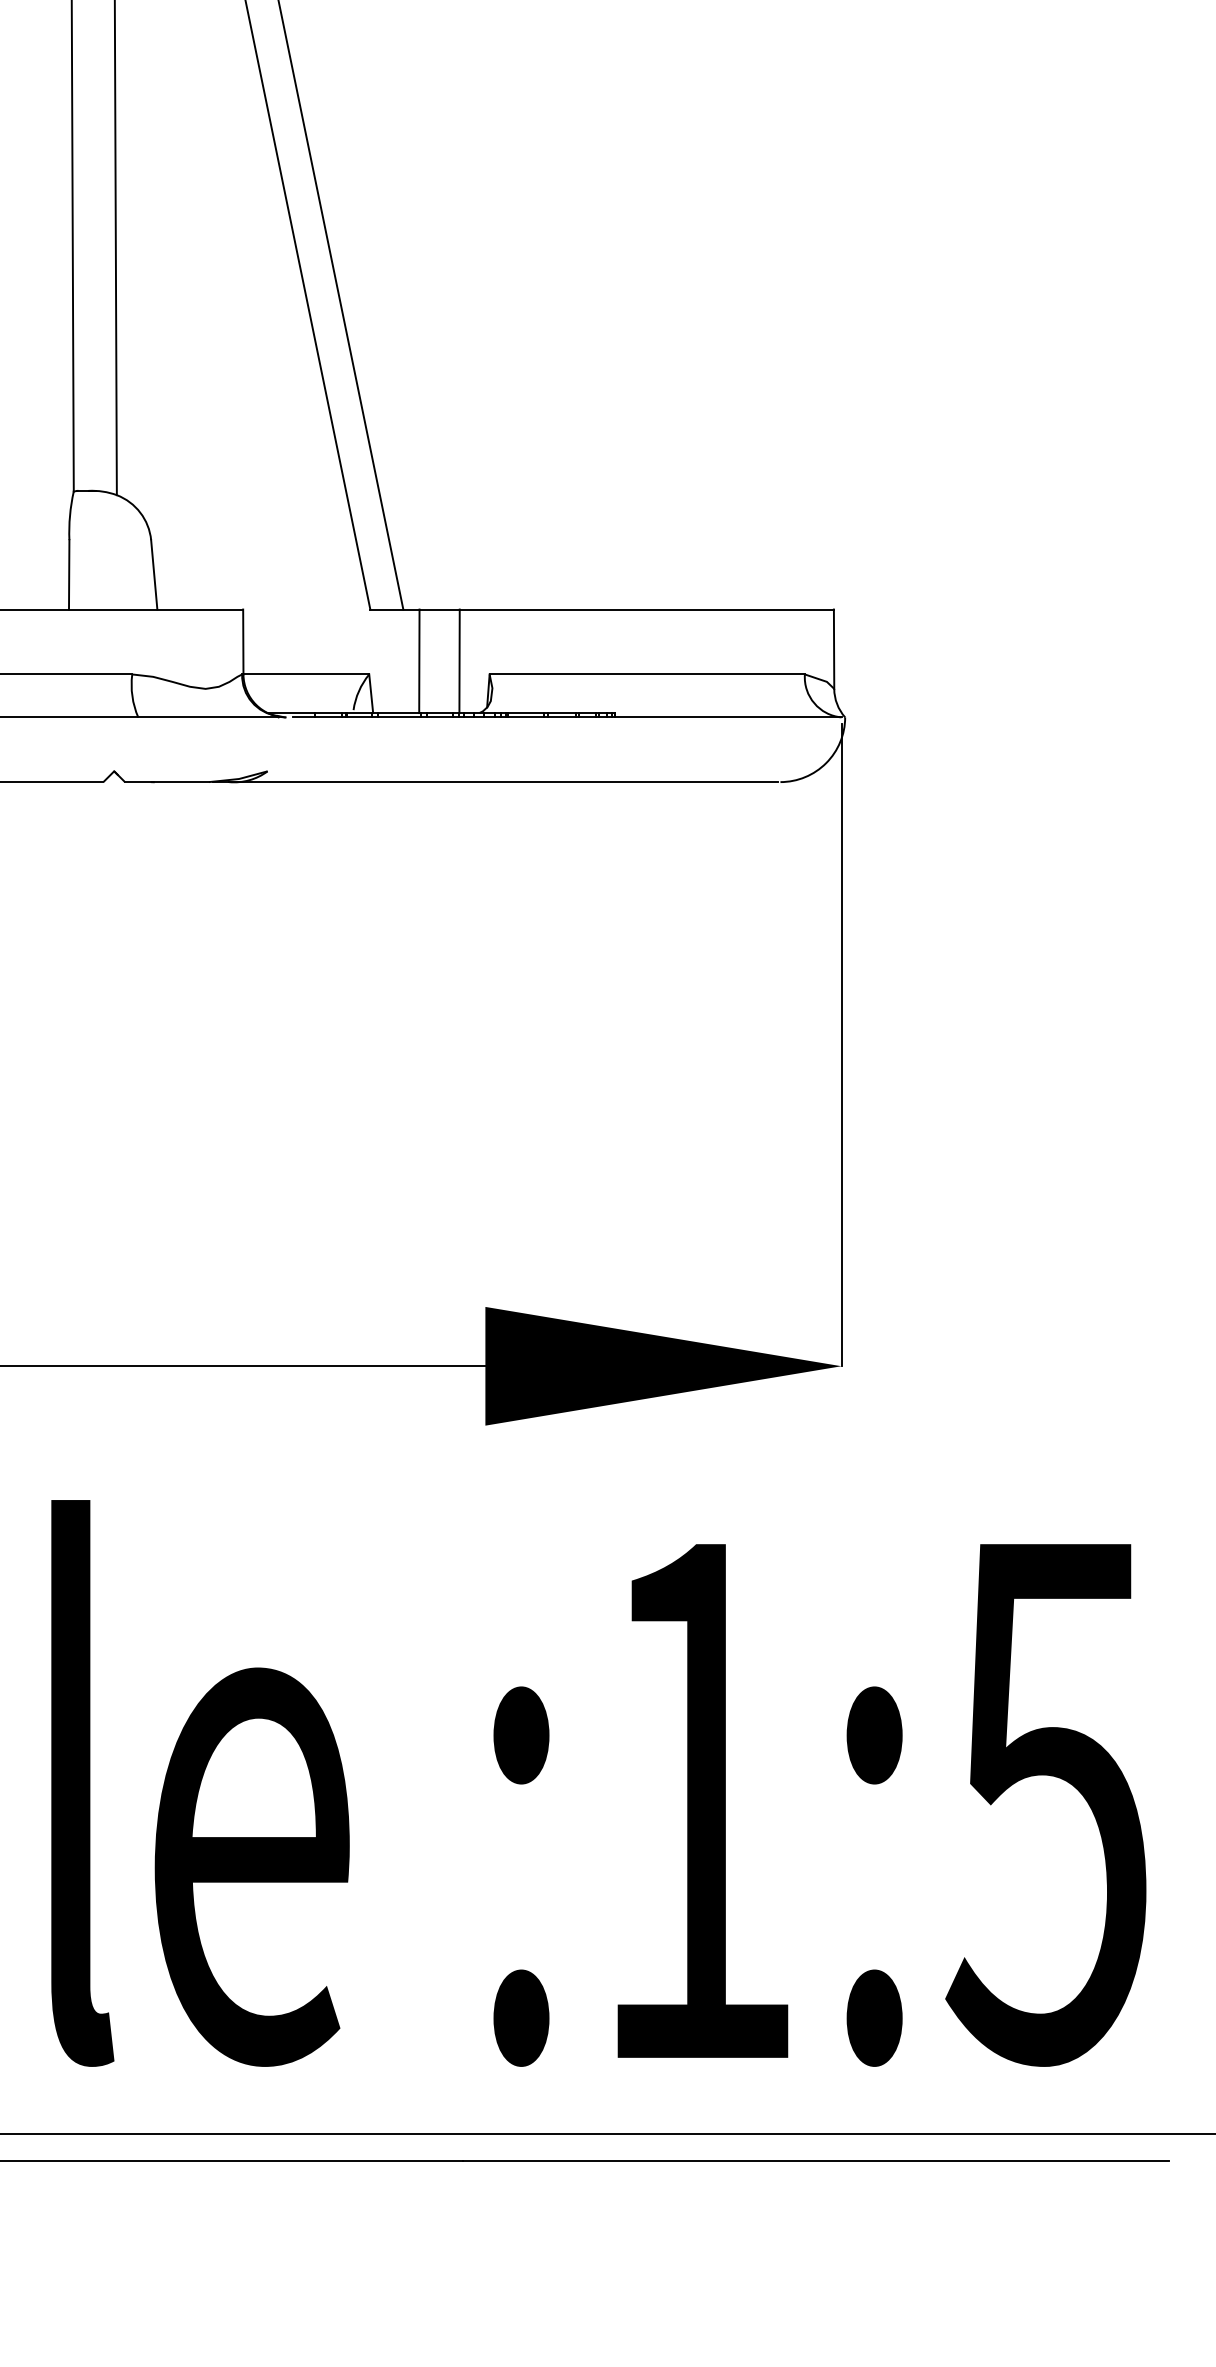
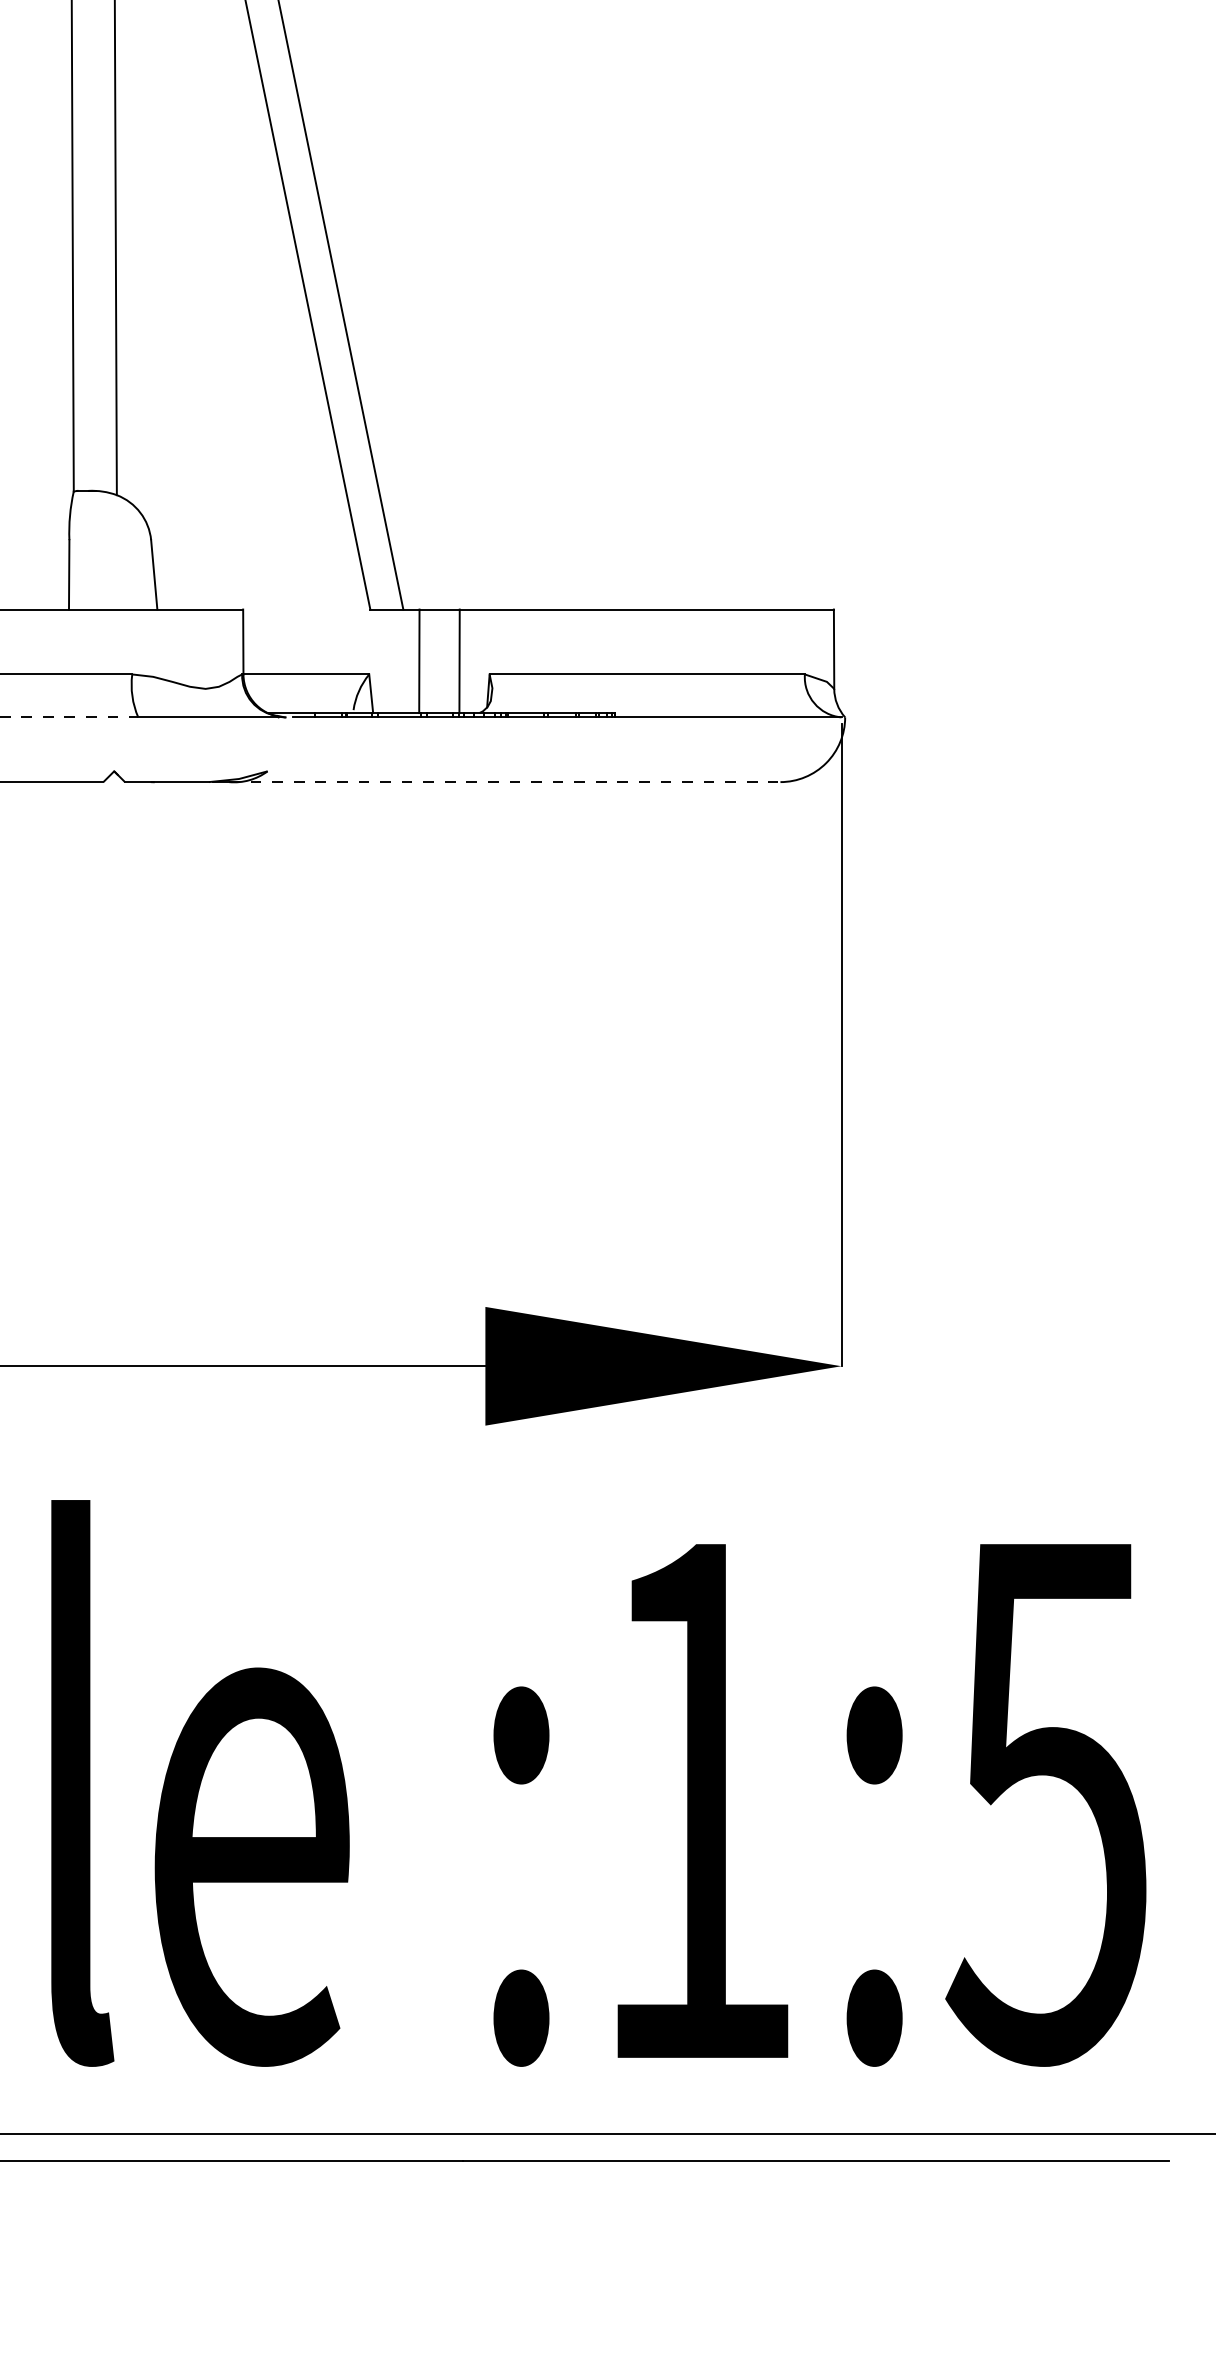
line: solid -> dashed (69, 717)
line: solid -> dashed (503, 782)
